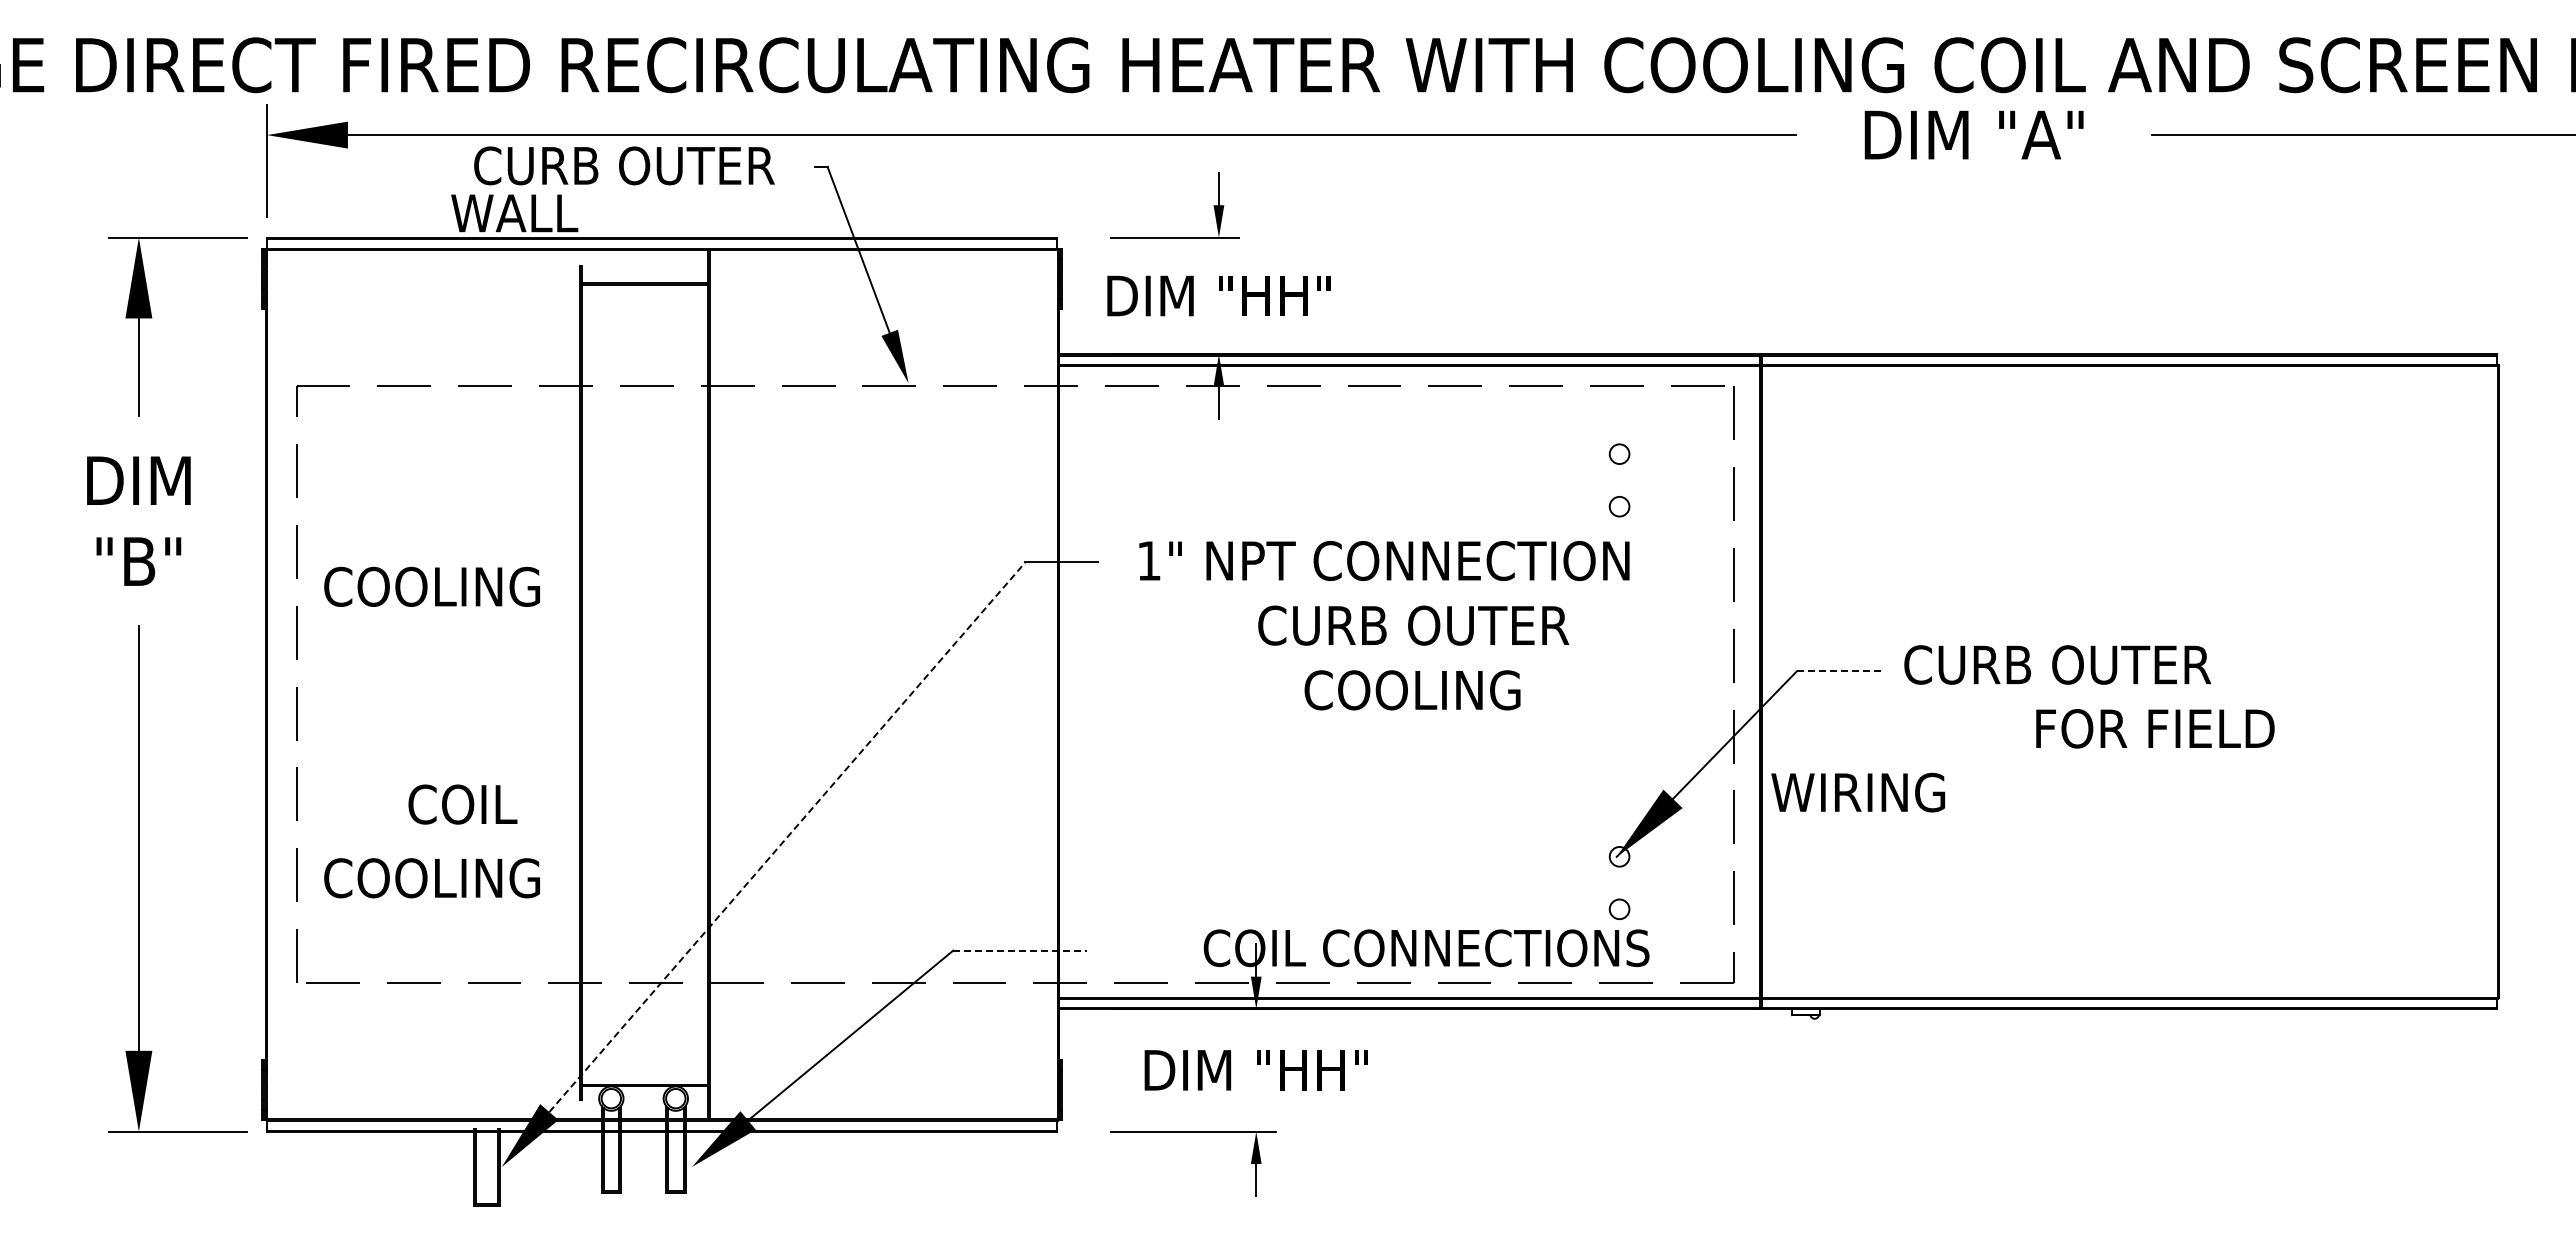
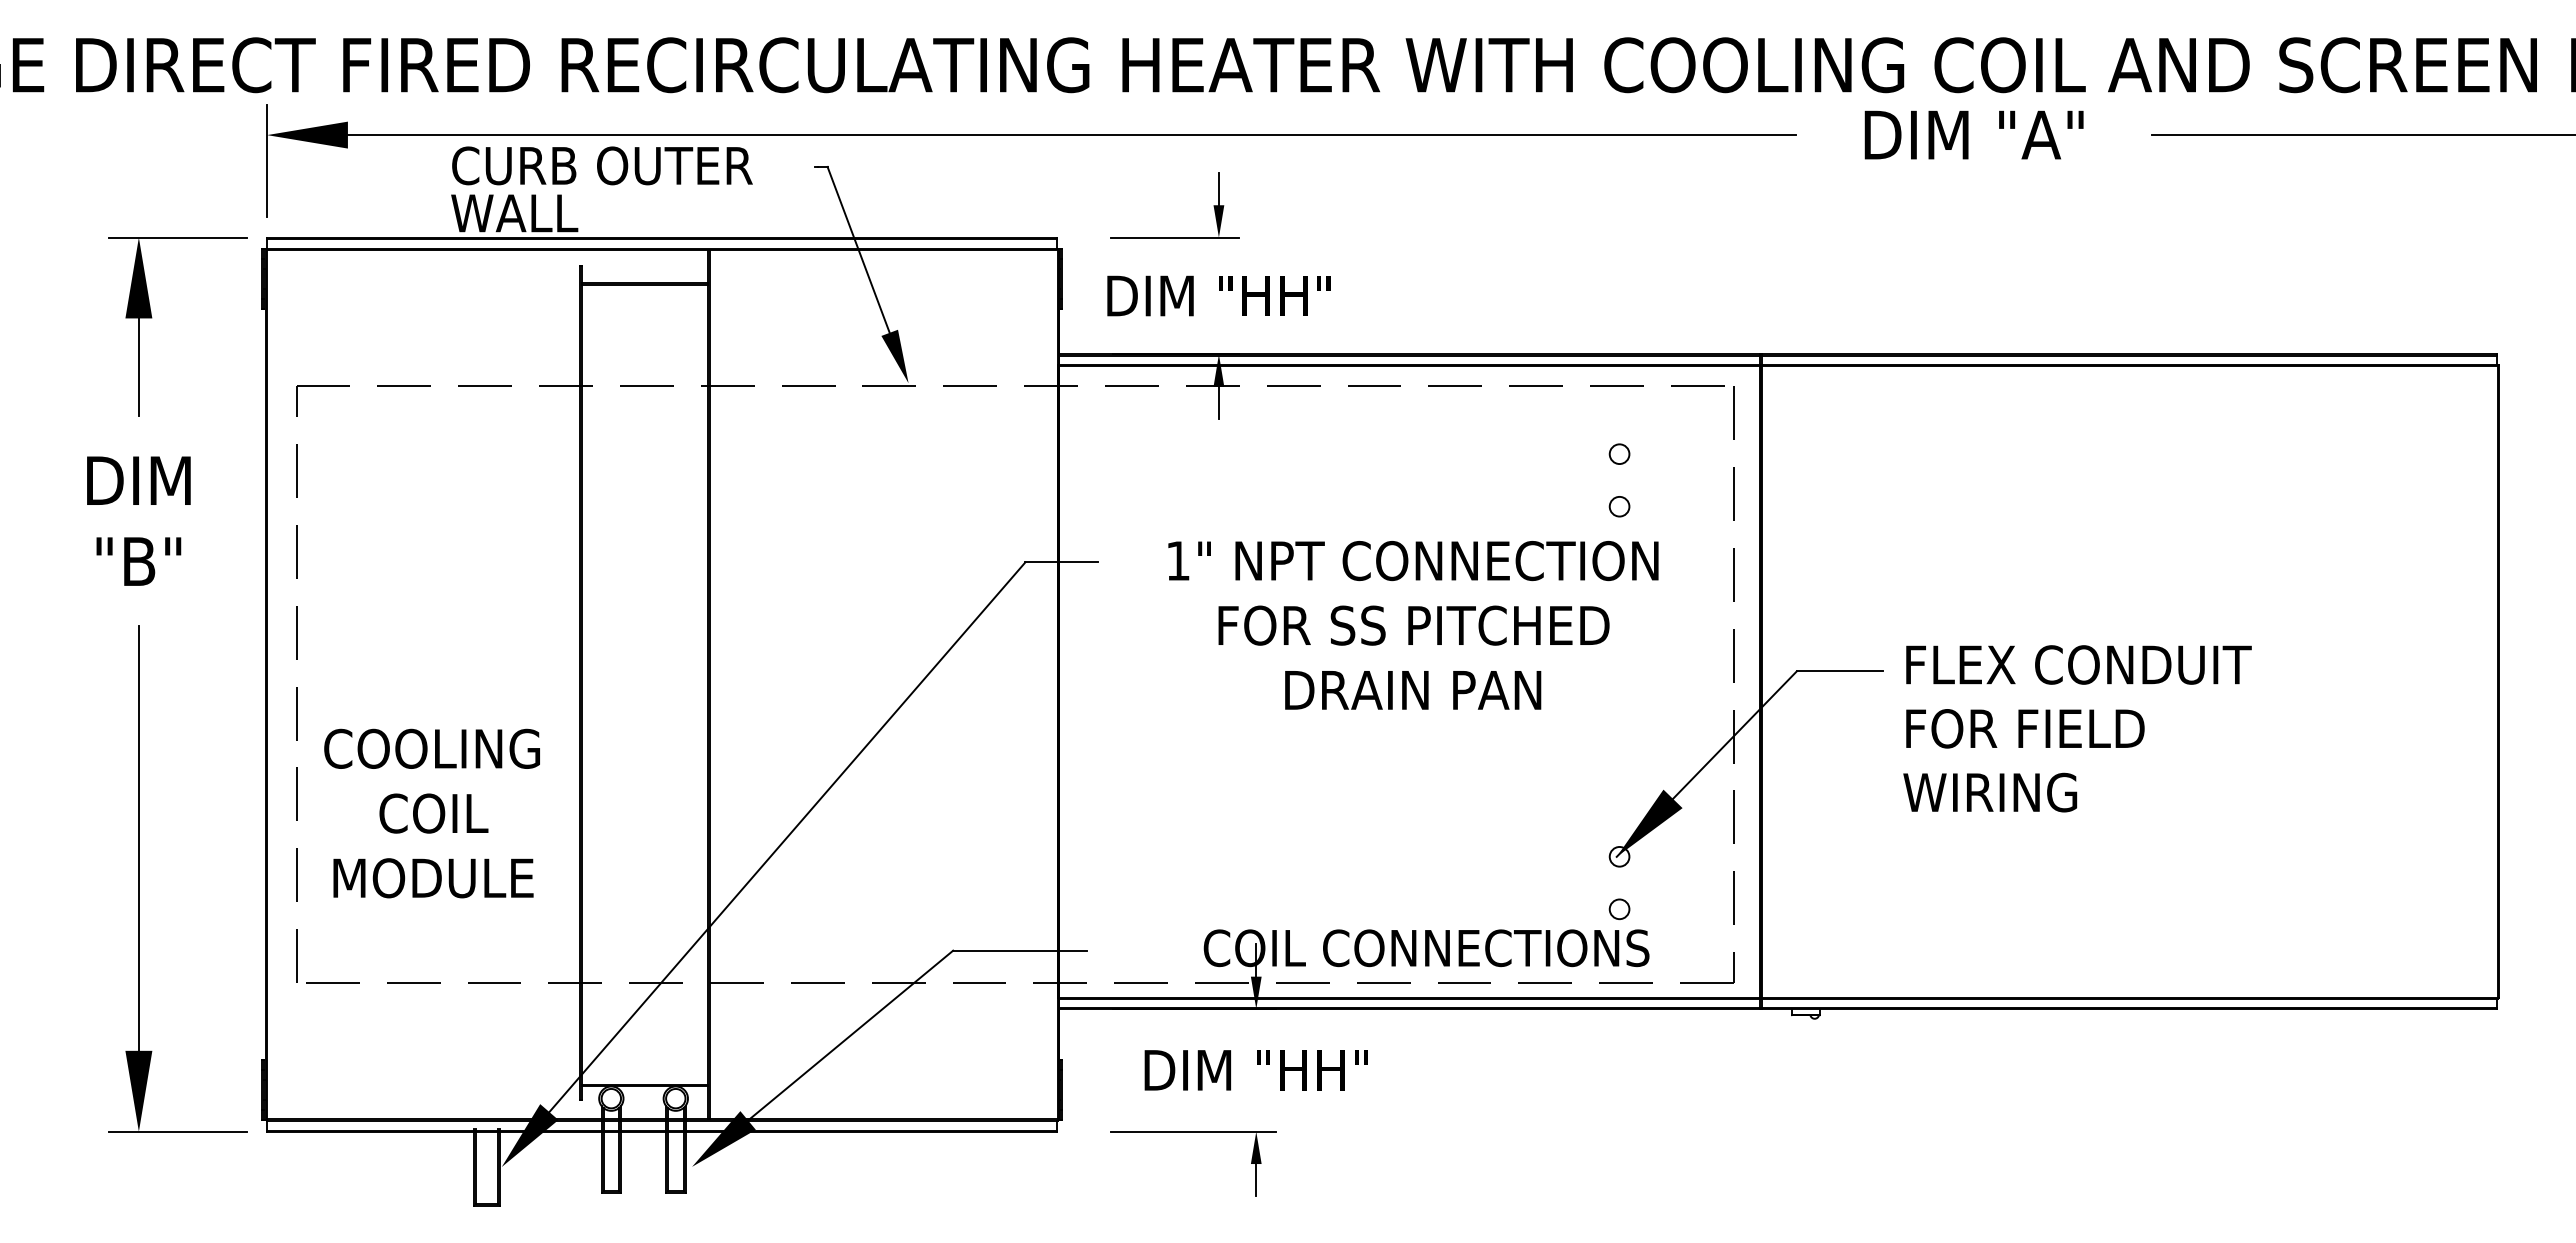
text position: (624, 165) -> (602, 165) (602, 165)
text position: (1384, 561) -> (1413, 561) (1413, 561)
text position: (431, 586) -> (431, 748) (431, 748)
text: CURB OUTER -> FOR SS PITCHED (1413, 625)
text: CURB OUTER -> FLEX CONDUIT (2077, 664)
line: dashed -> solid (1840, 671)
text: COOLING -> DRAIN PAN (1413, 690)
text position: (2155, 728) -> (2025, 728) (2025, 728)
text position: (1858, 792) -> (1990, 792) (1990, 792)
text position: (462, 804) -> (433, 813) (433, 813)
line: dashed -> solid (787, 837)
text: COOLING -> MODULE (431, 878)
line: dashed -> solid (1020, 950)
